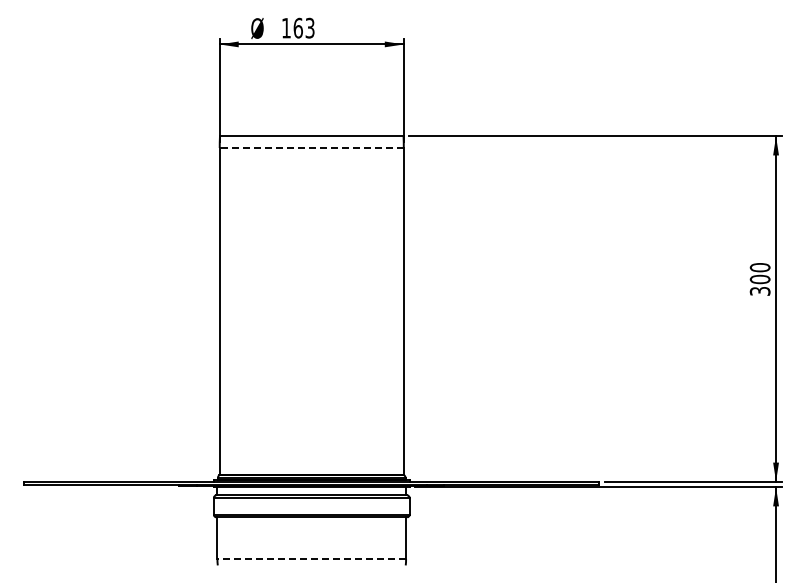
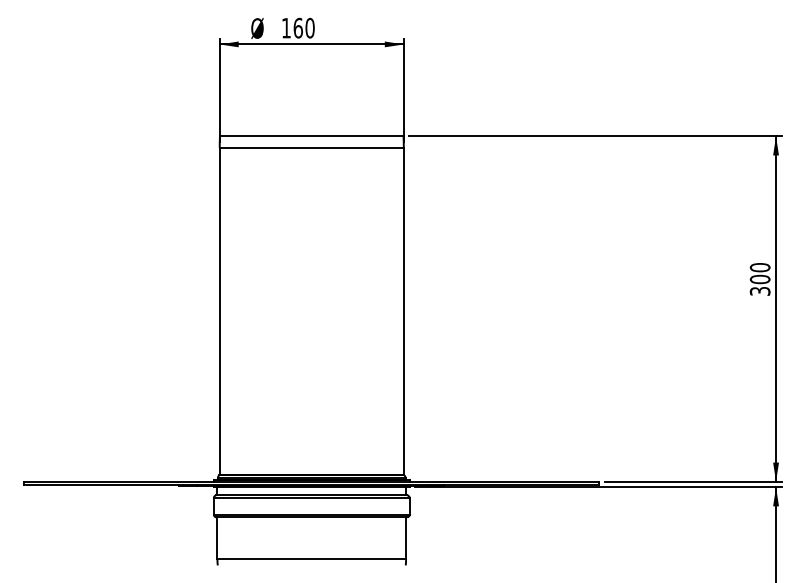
text: 163 -> 160 (309, 28)
line: dashed -> solid (311, 148)
line: dashed -> solid (311, 558)
